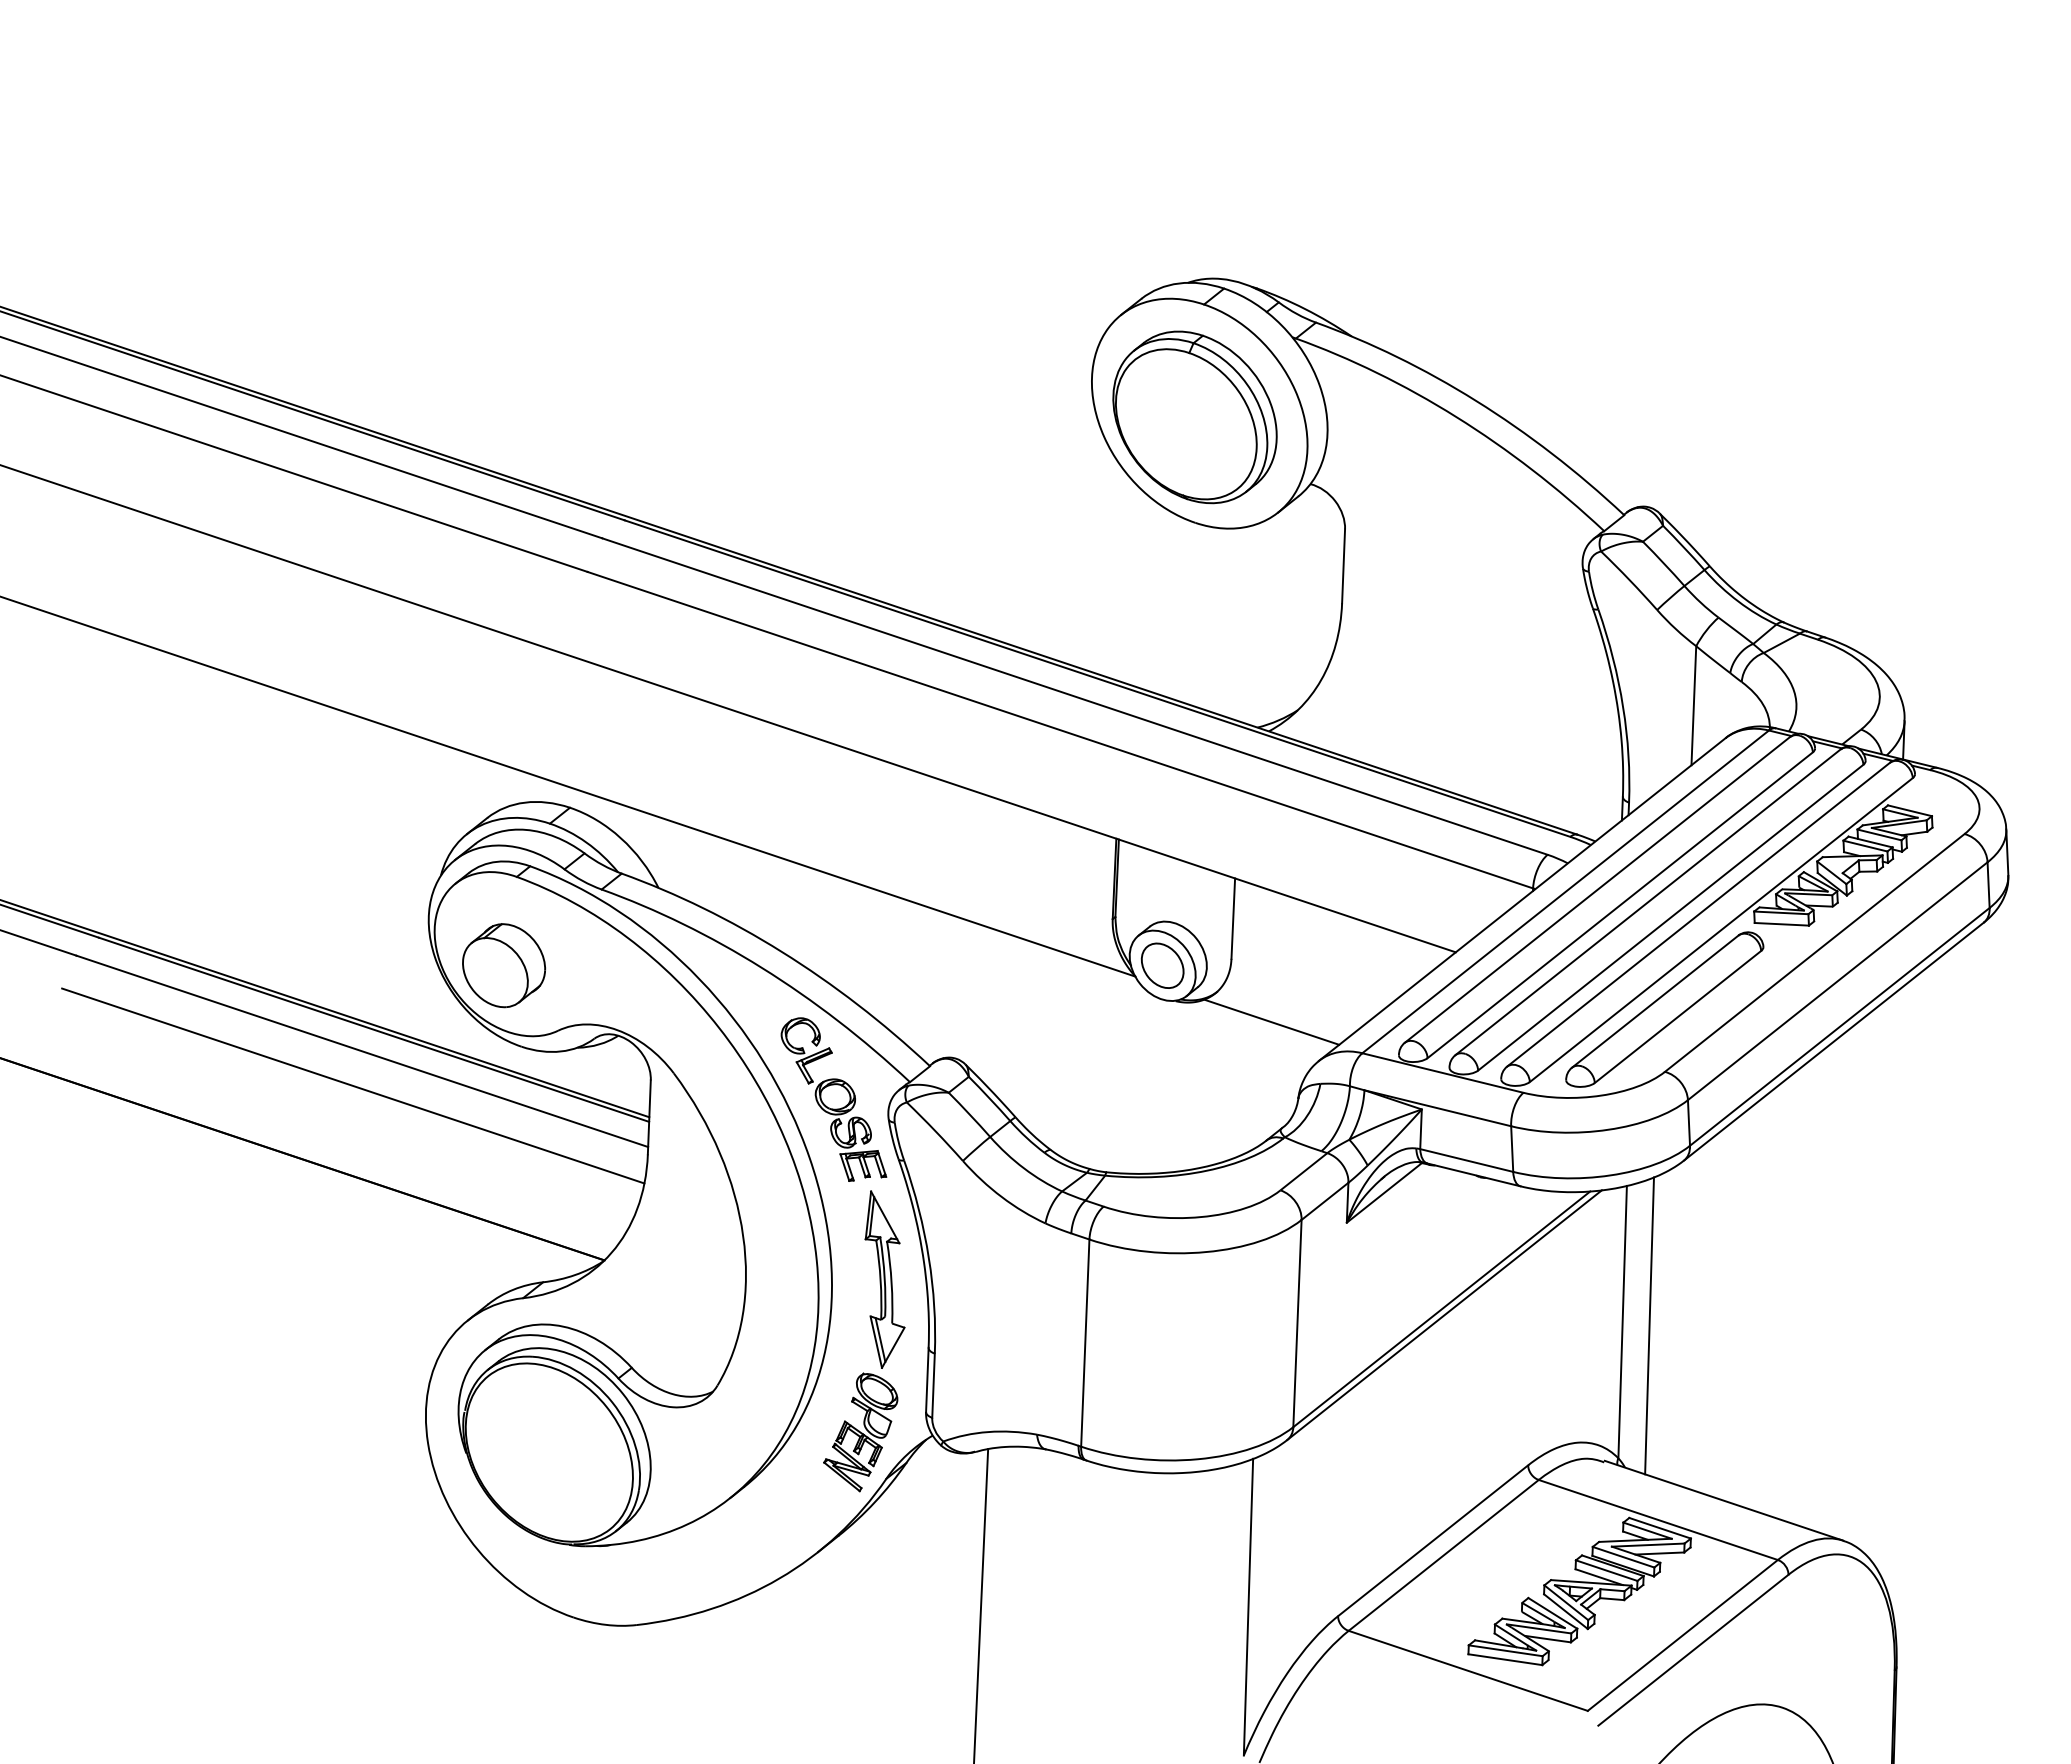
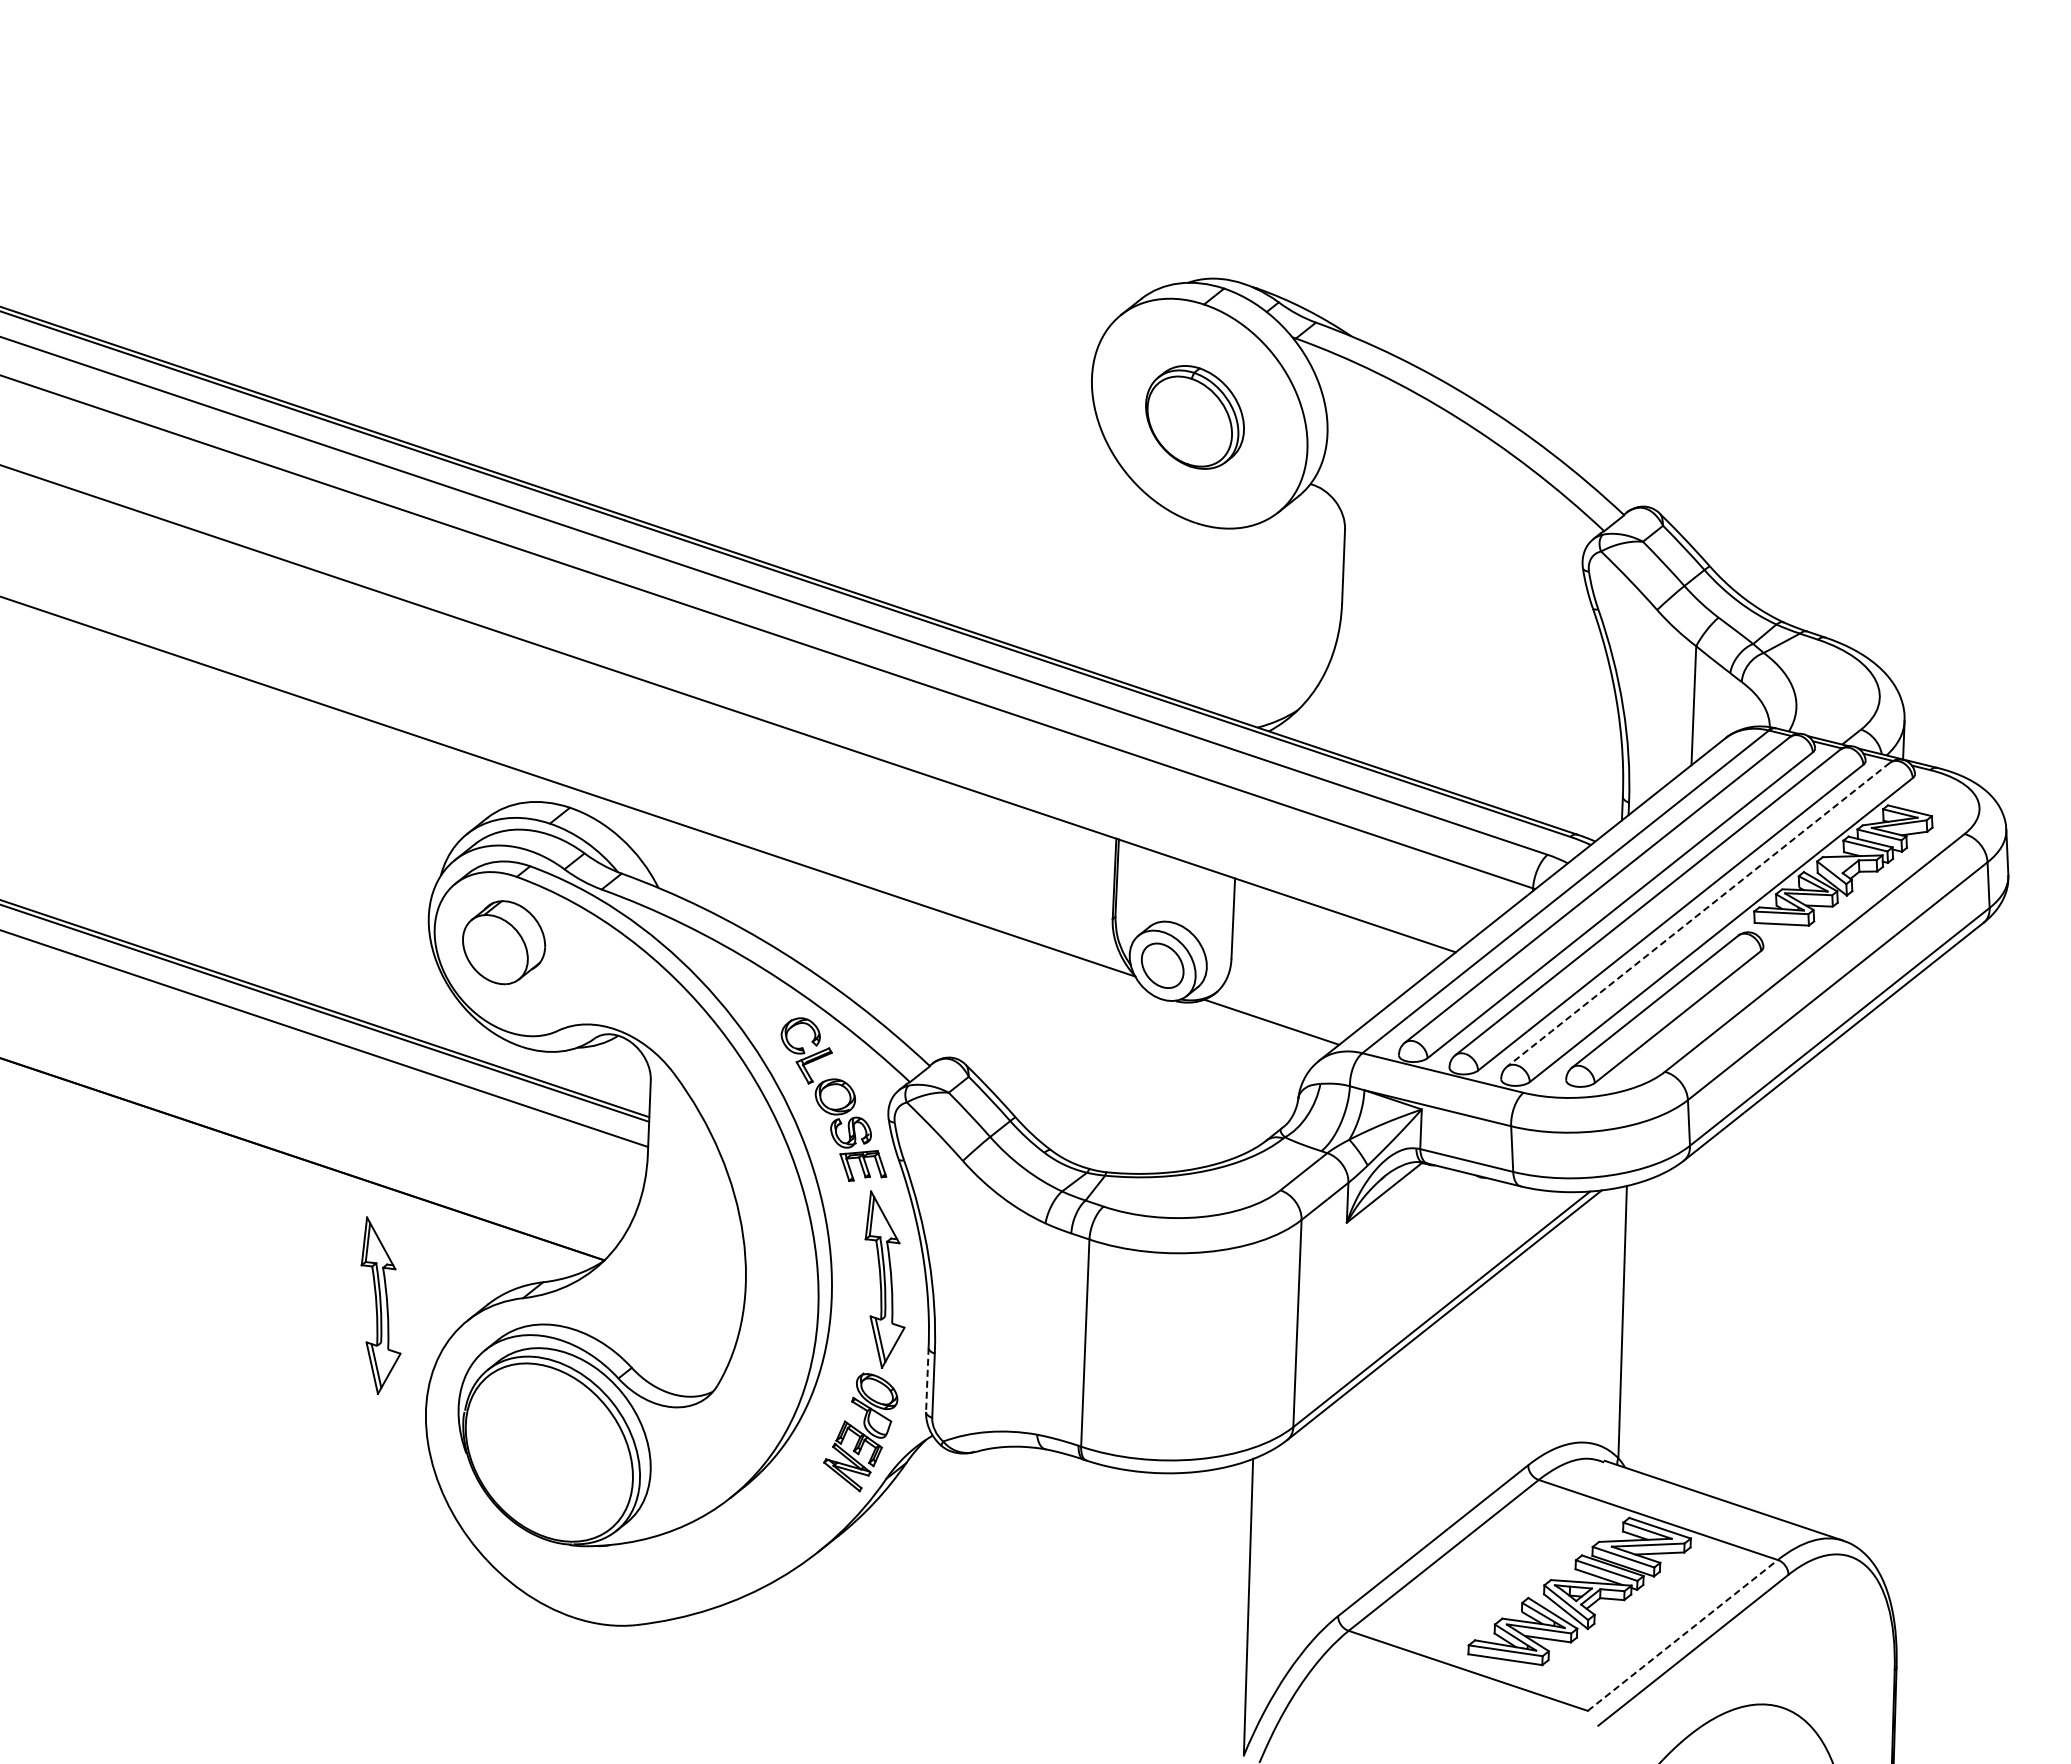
part size: 166x175 px -> 100x105 px (1194, 417)
line: solid -> dashed (1698, 915)
part position: (504, 965) -> (504, 942) (504, 942)
line: present -> none (353, 1085)
part: none -> present (380, 1305)
line: present -> none (1649, 1325)
line: solid -> dashed (927, 1380)
line: present -> none (981, 1604)
line: solid -> dashed (1683, 1635)
